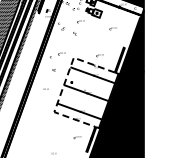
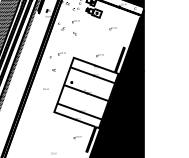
part position: (80, 21) -> (75, 21) (75, 21)
line: dashed -> solid (64, 84)
